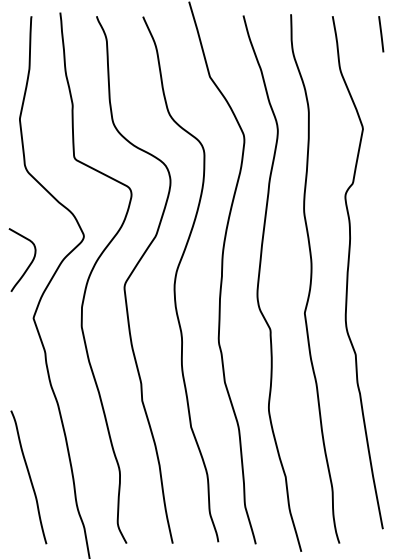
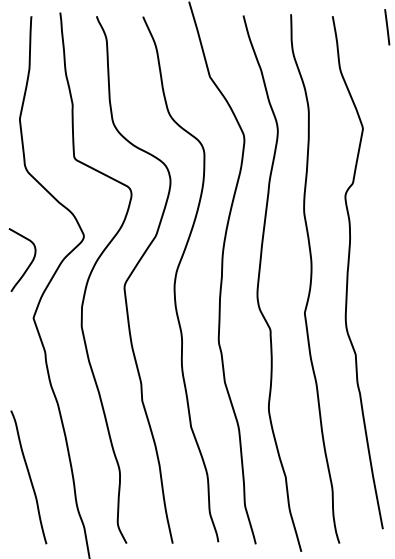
line position: (381, 34) -> (387, 27) (387, 27)
